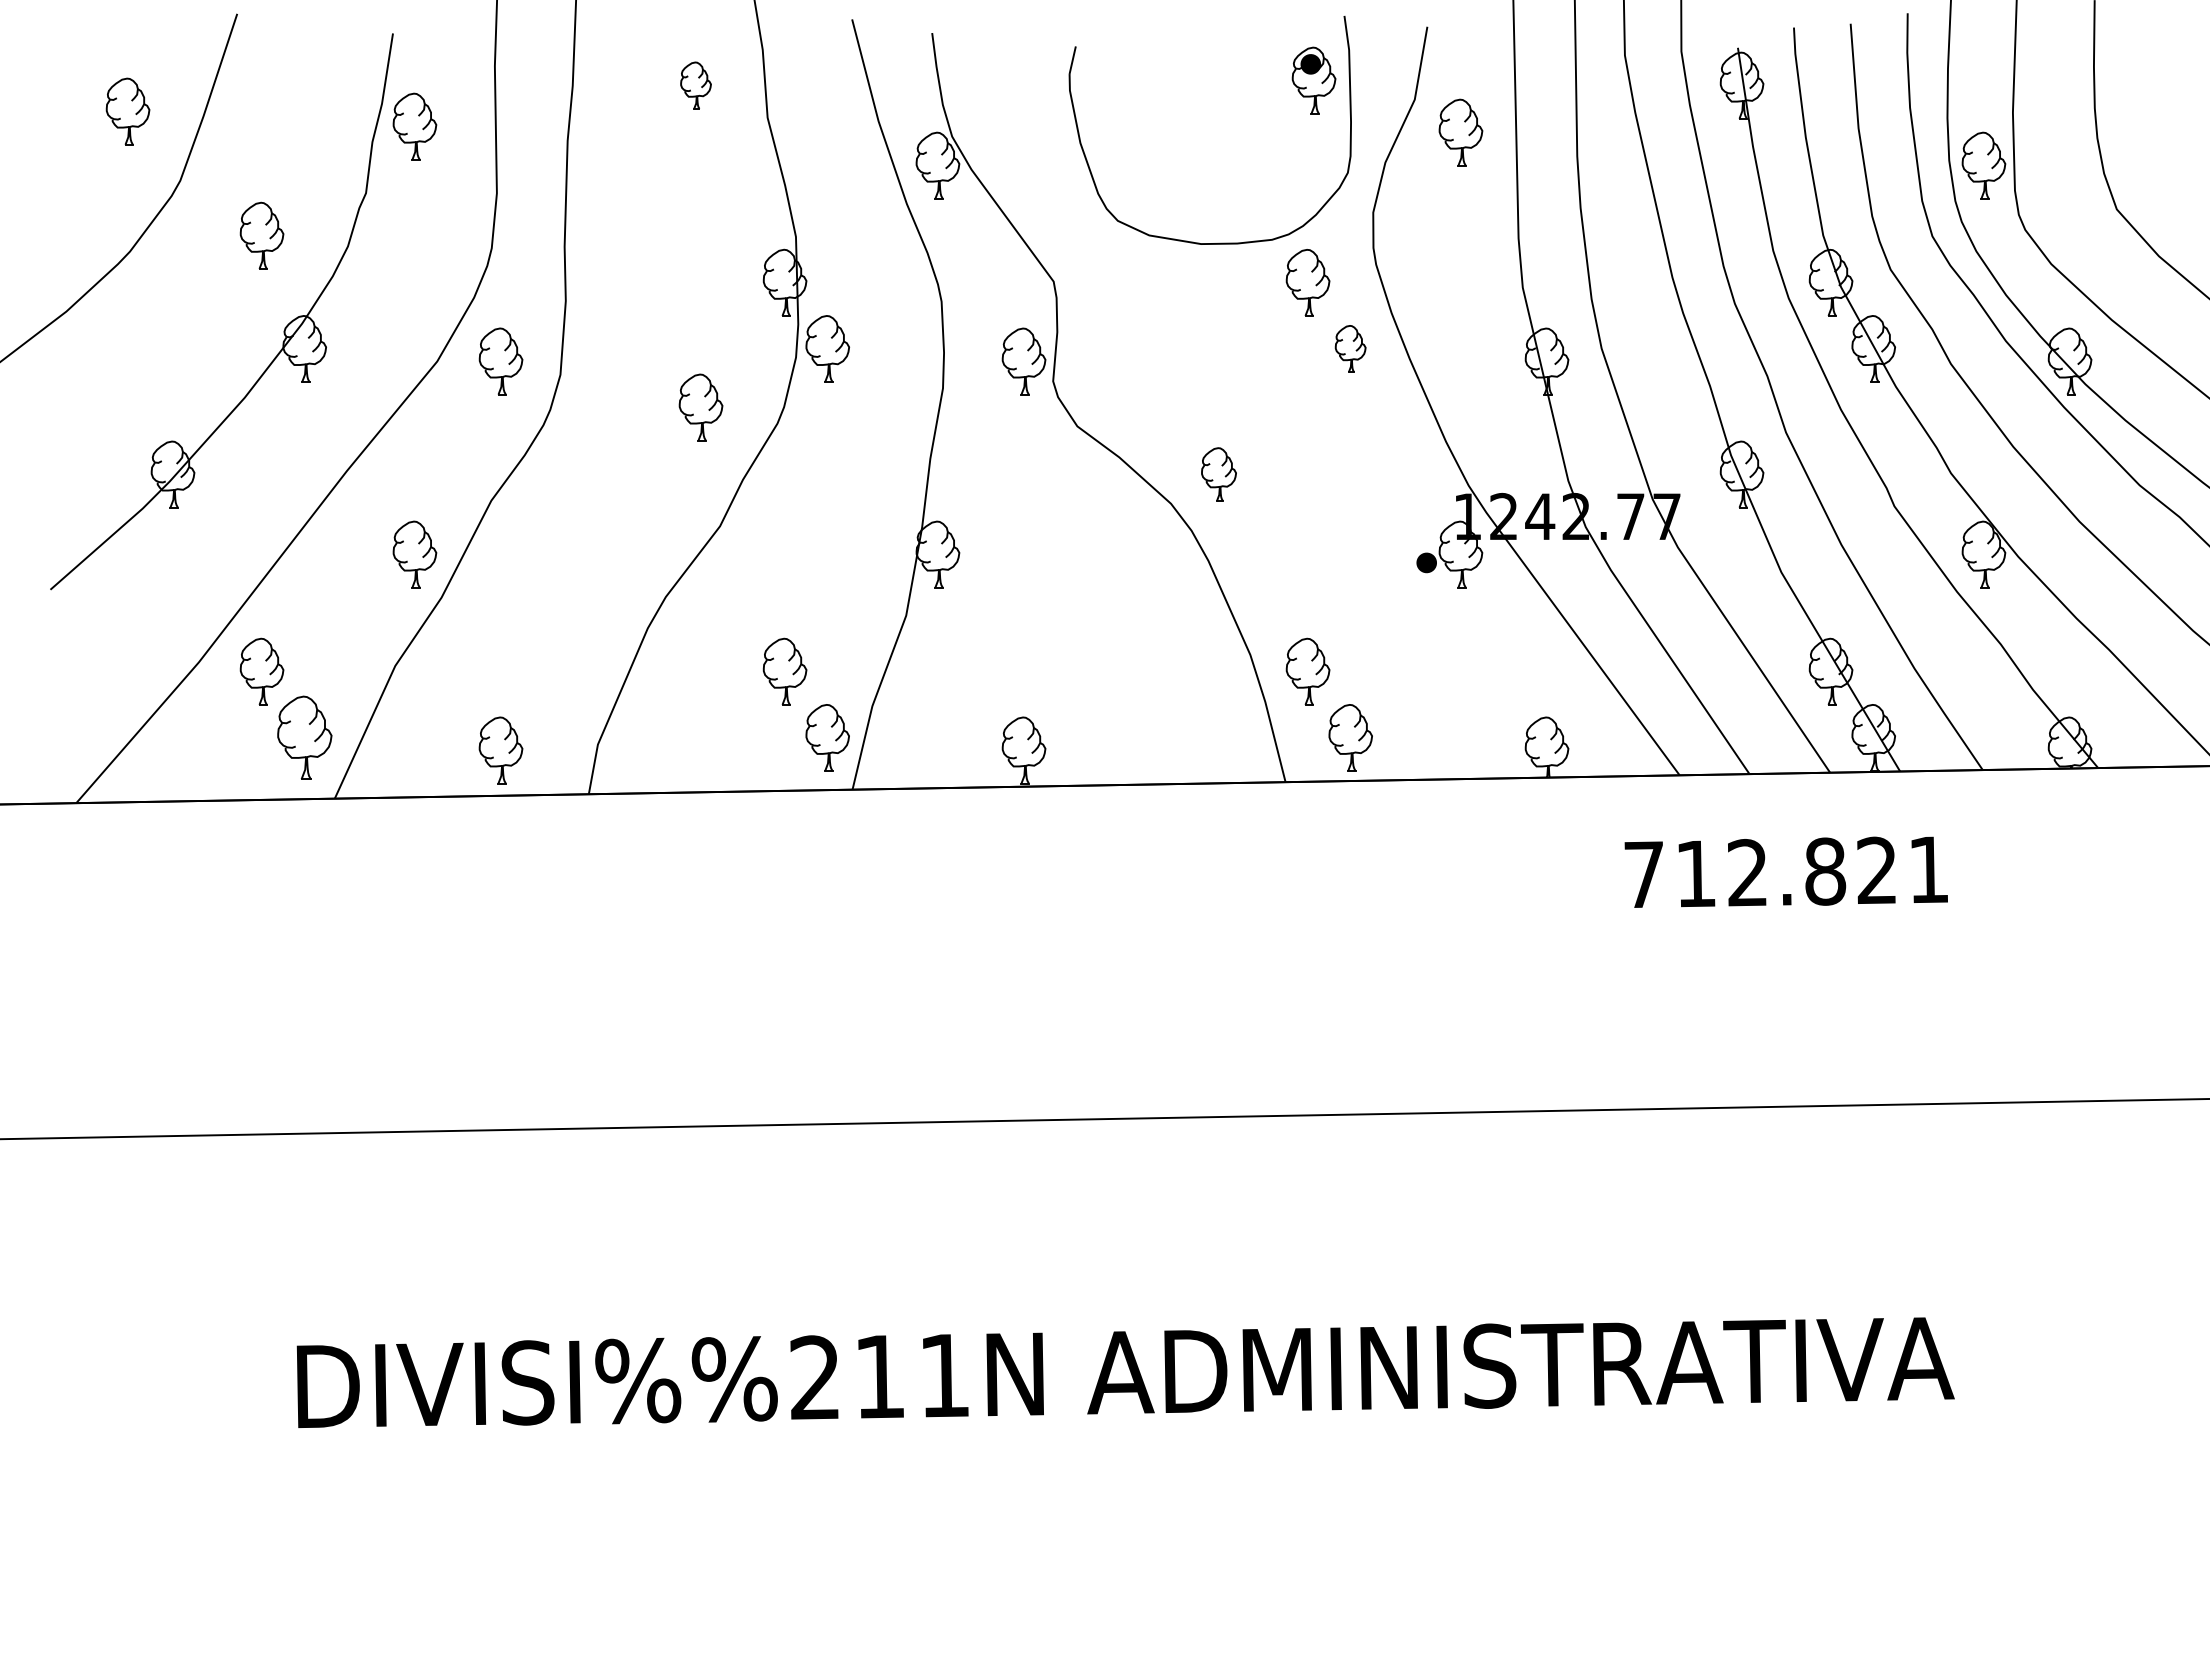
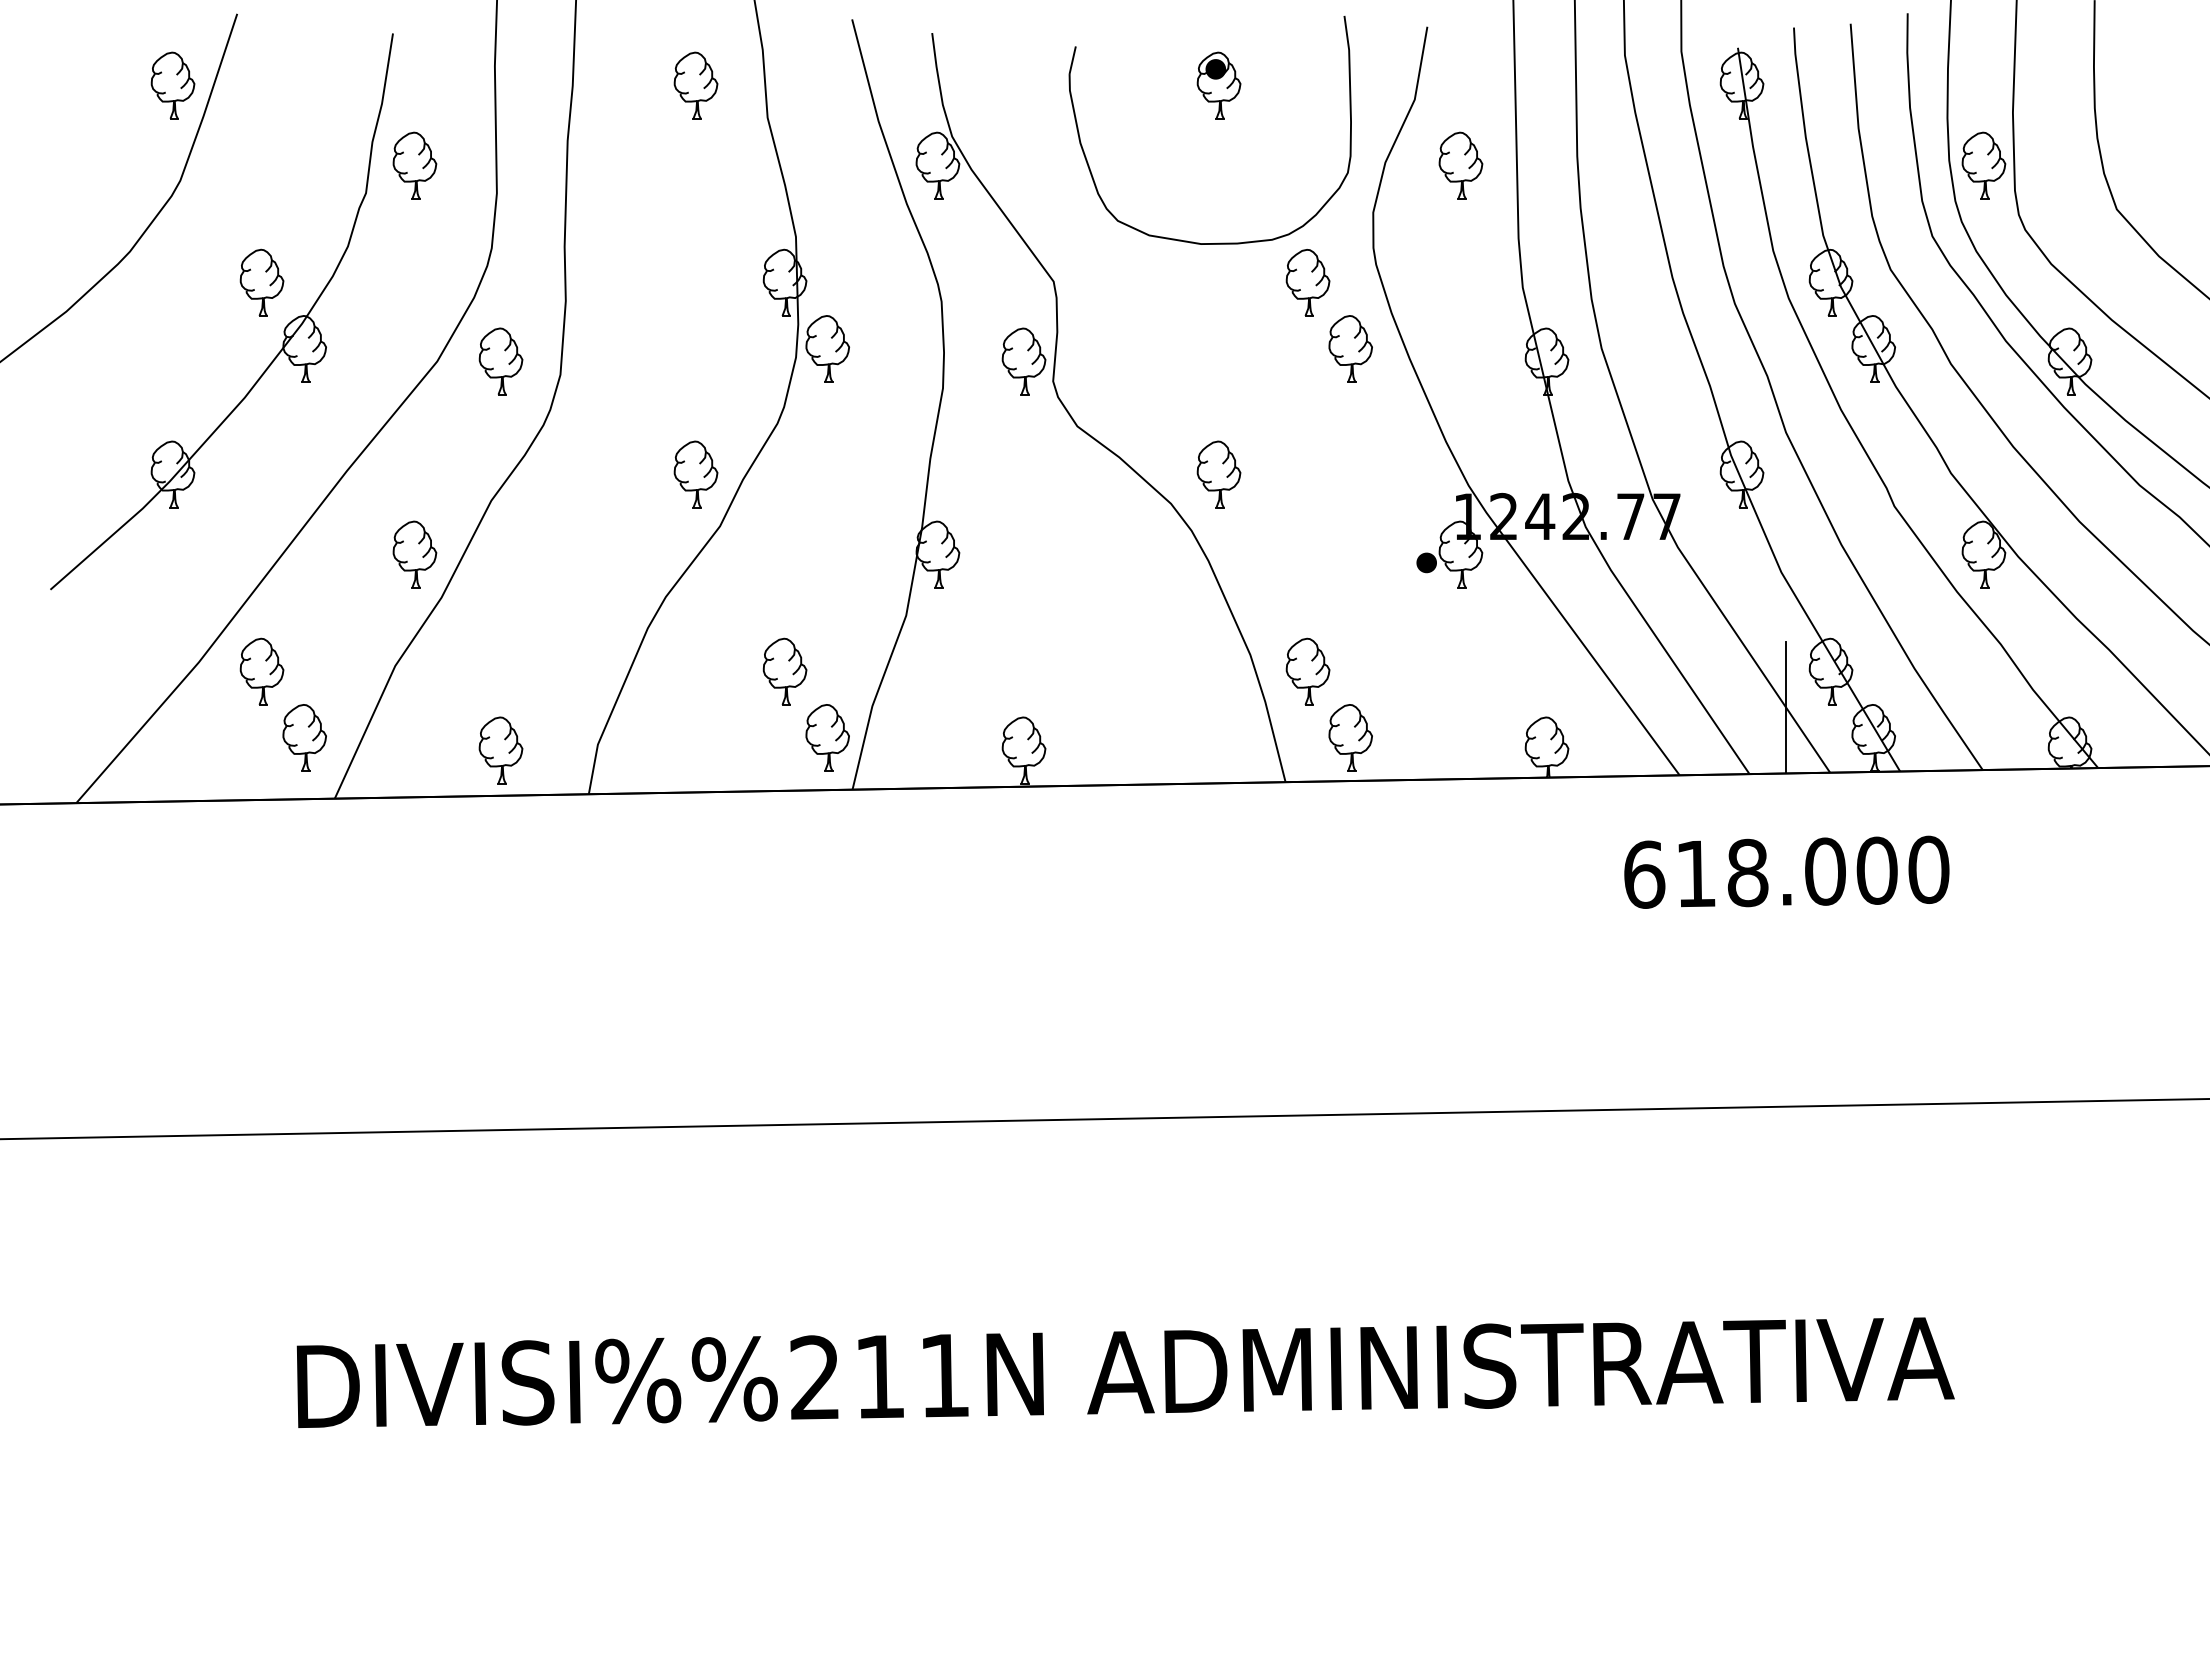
part position: (1313, 80) -> (1218, 85) (1218, 85)
part size: 32x49 px -> 46x69 px (695, 85)
part position: (127, 111) -> (172, 85) (172, 85)
part position: (414, 126) -> (414, 165) (414, 165)
part position: (1460, 132) -> (1460, 165) (1460, 165)
part position: (261, 235) -> (261, 282) (261, 282)
part size: 33x48 px -> 45x68 px (1350, 348)
part position: (700, 407) -> (695, 474) (695, 474)
part size: 36x55 px -> 46x69 px (1218, 474)
line: none -> present (1786, 707)
part size: 56x85 px -> 45x68 px (304, 737)
text: 712.821 -> 618.000 (1786, 871)
